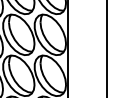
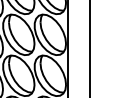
line position: (107, 48) -> (90, 48) (90, 48)
